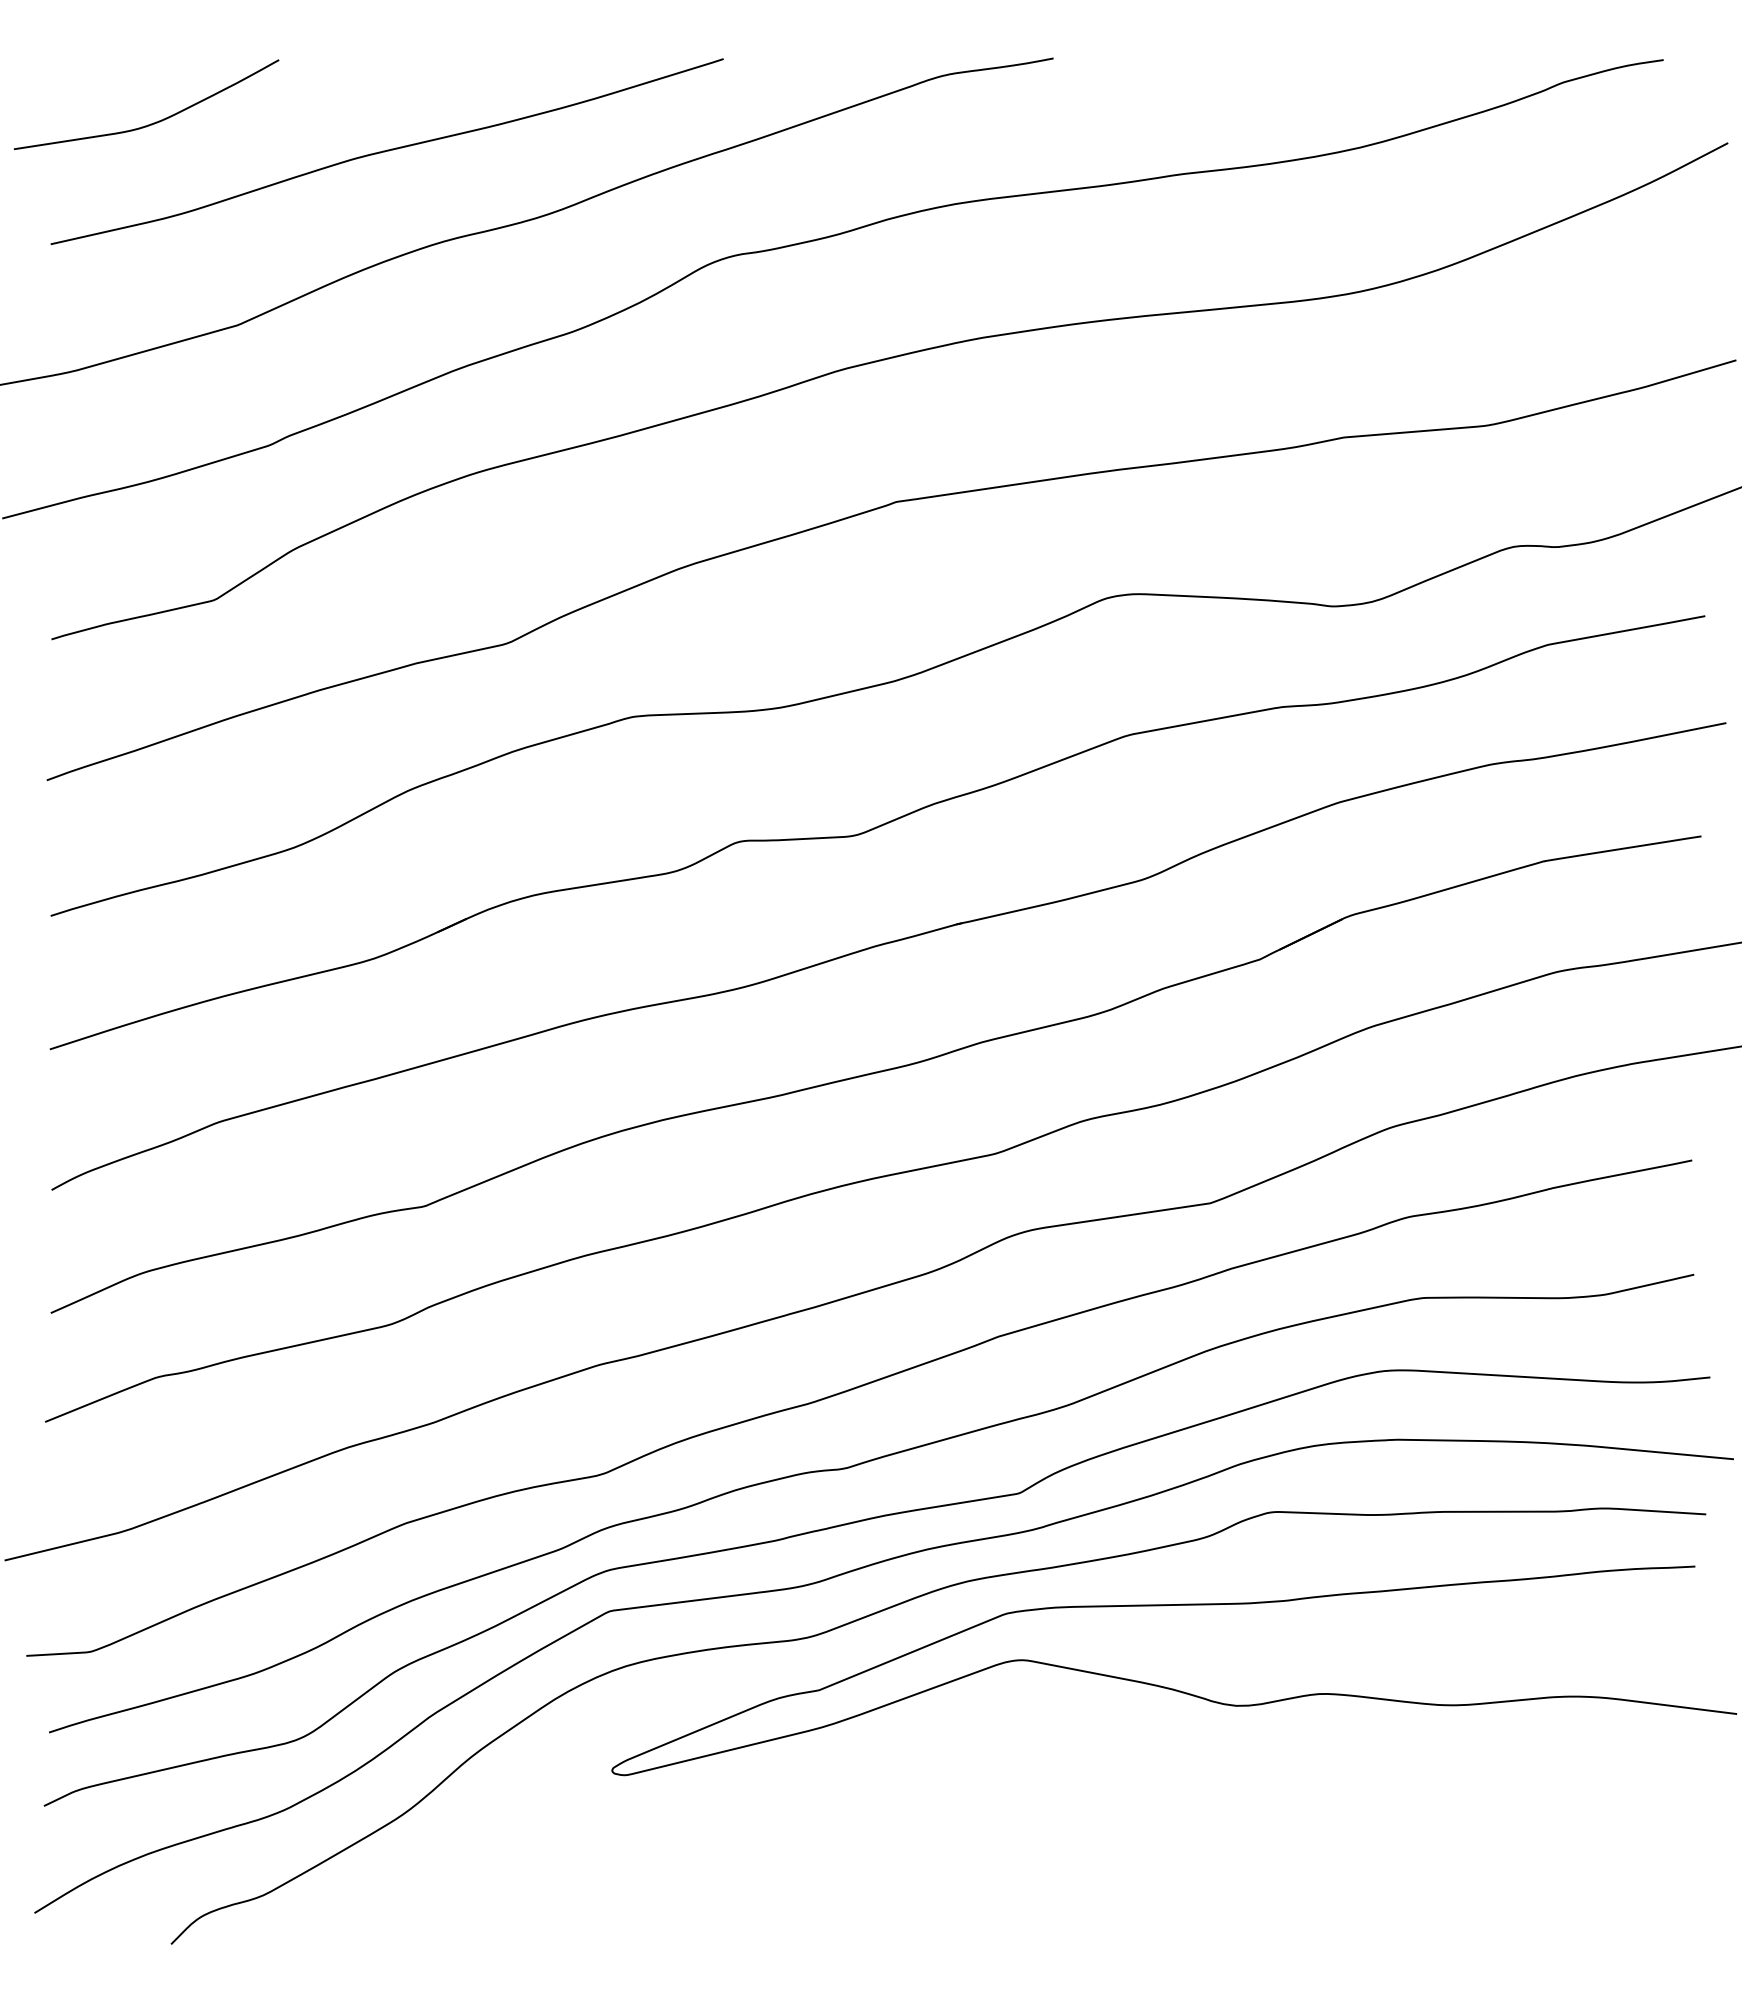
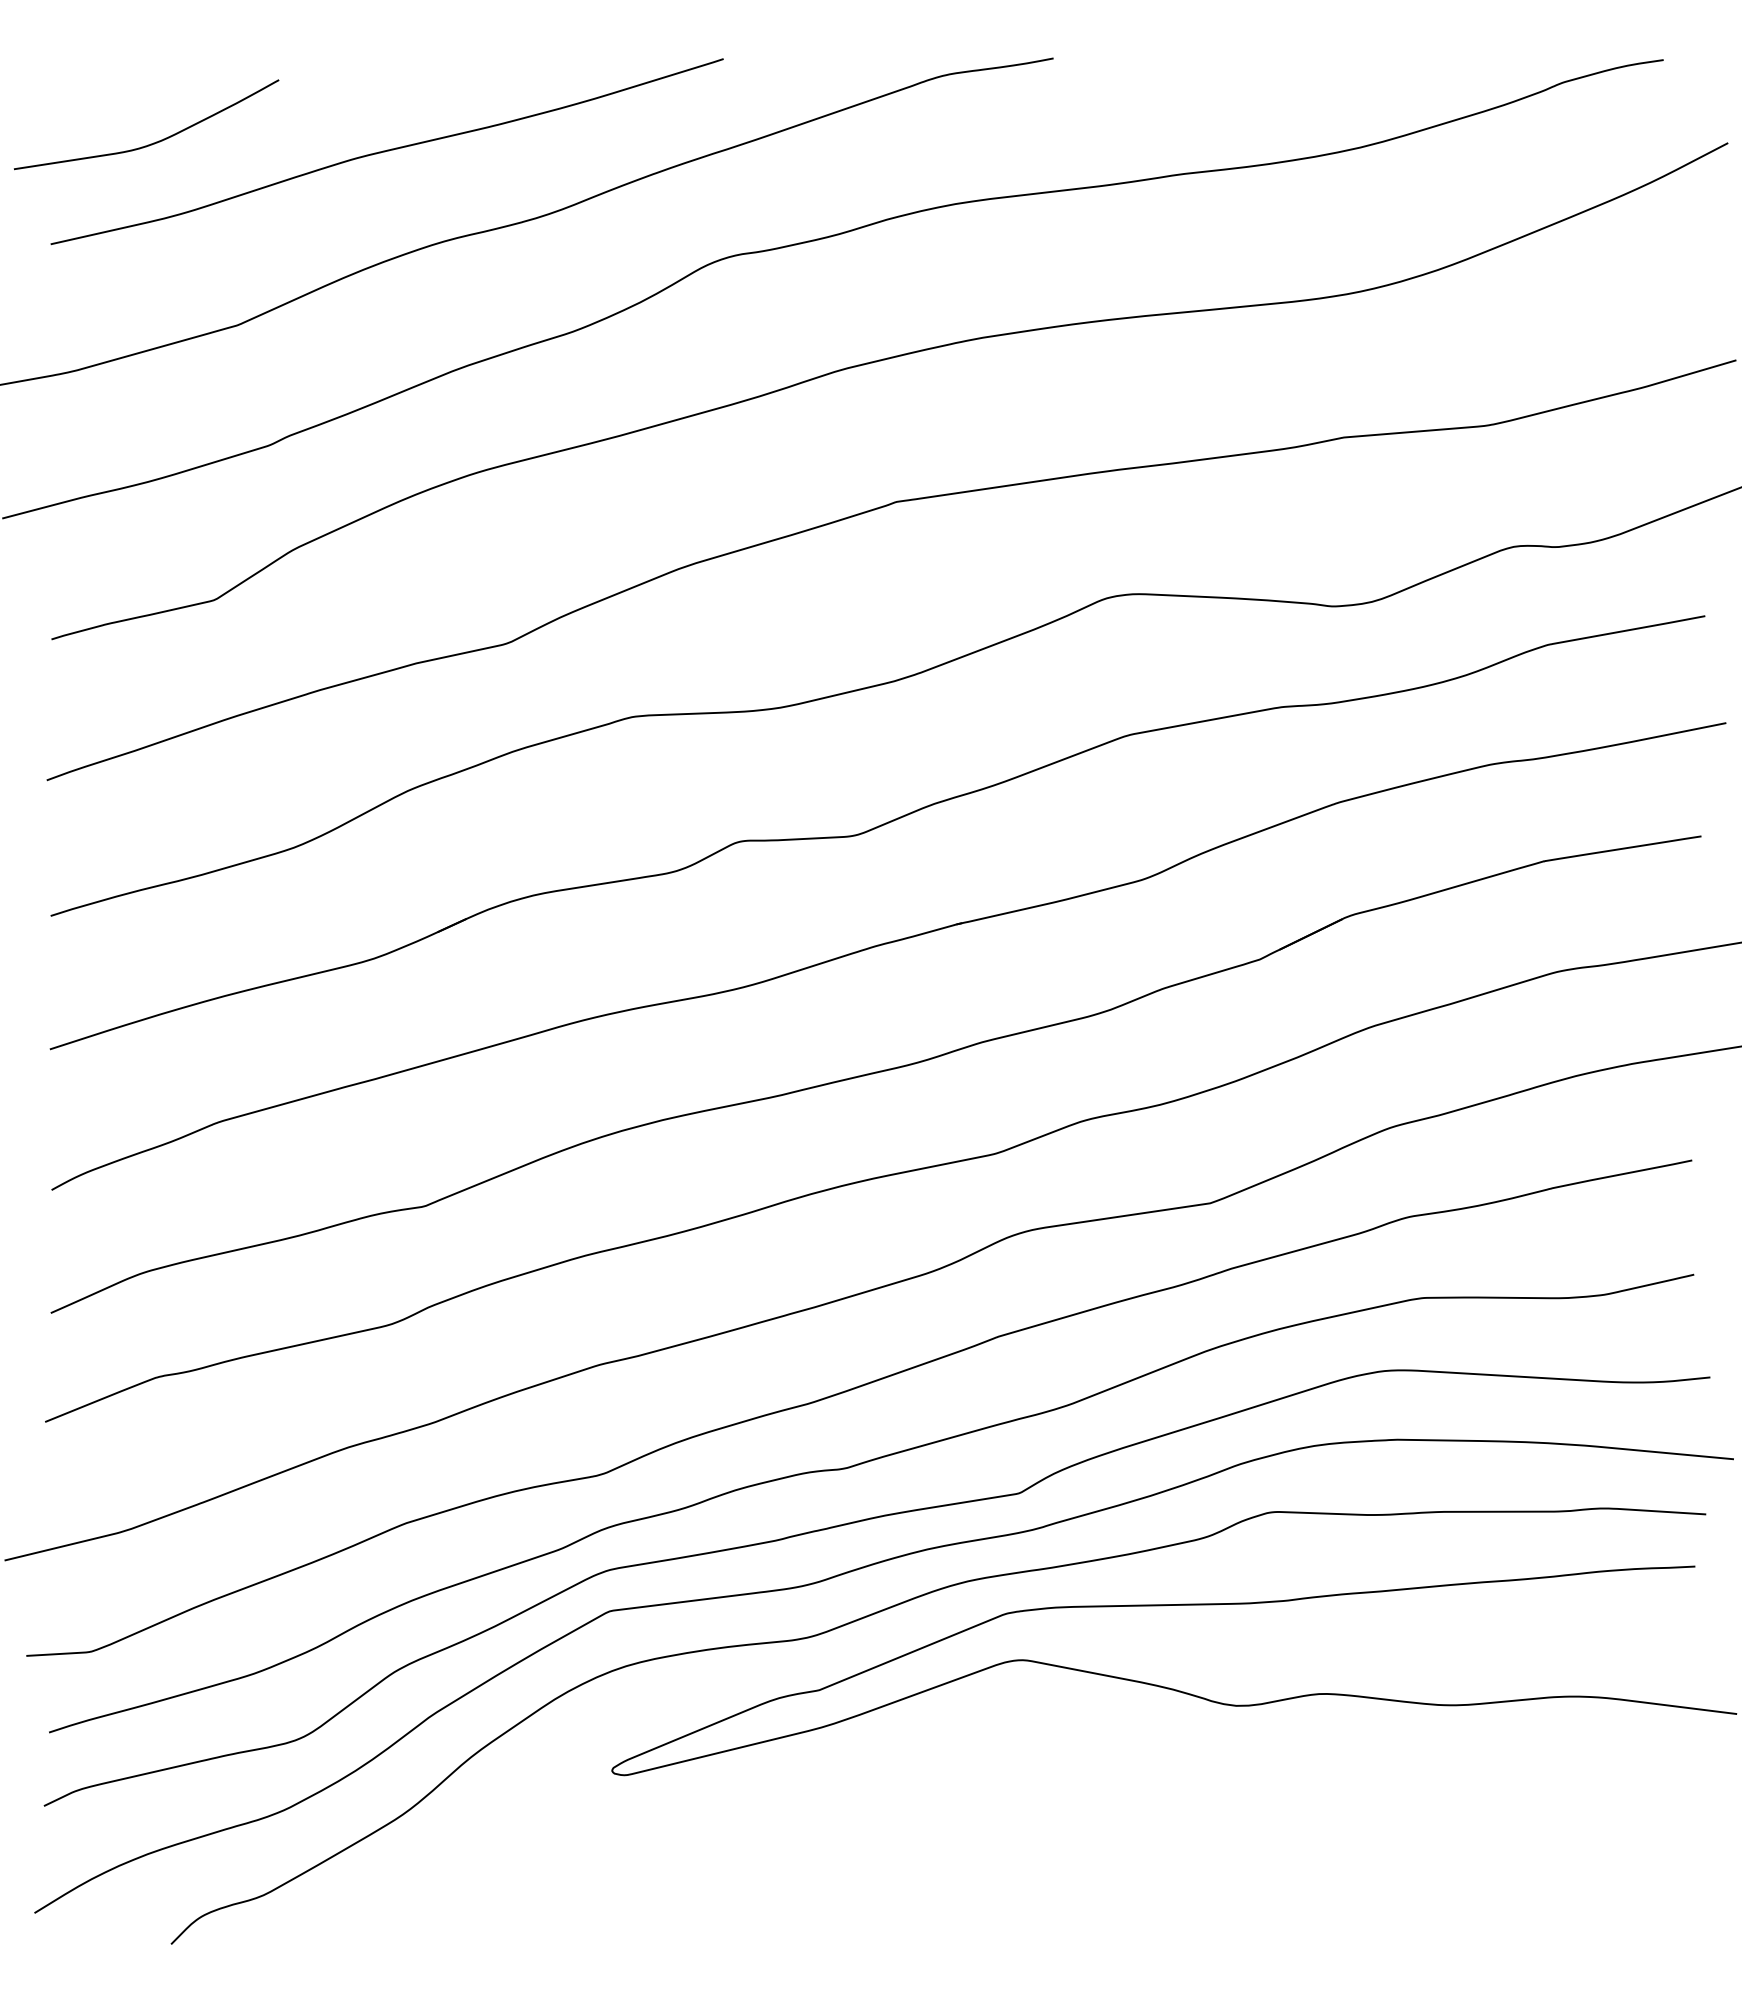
curve position: (153, 122) -> (153, 142) (153, 142)
